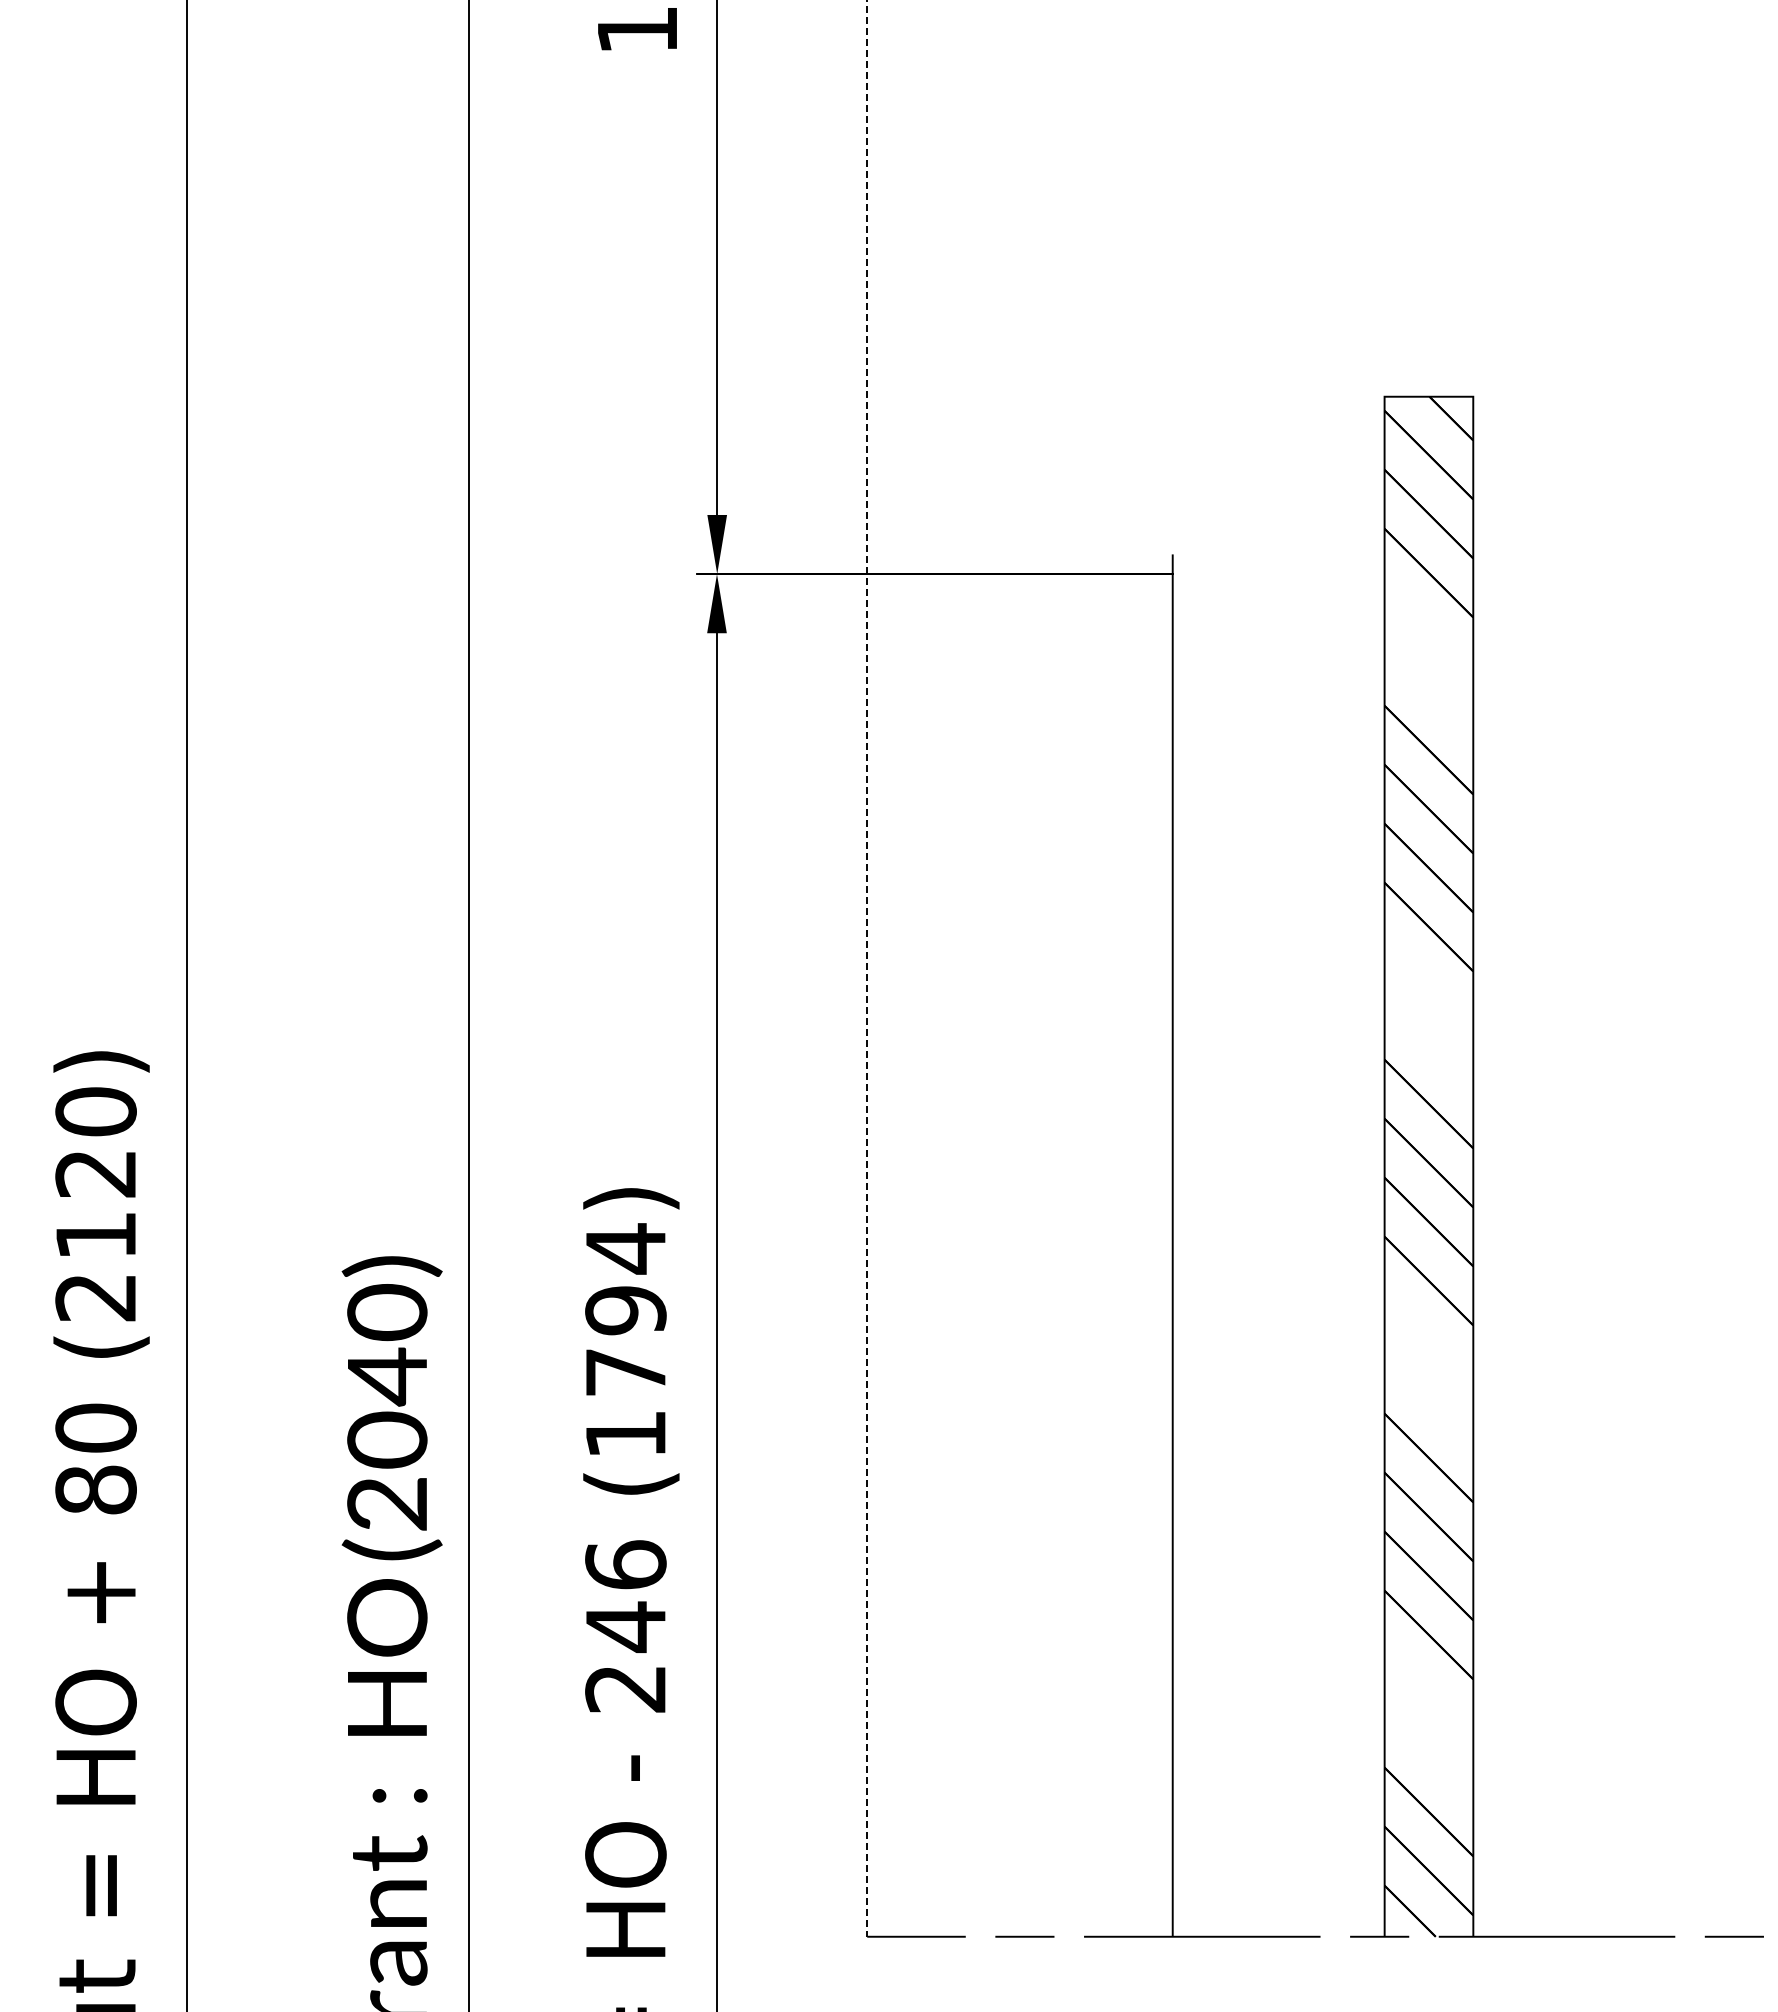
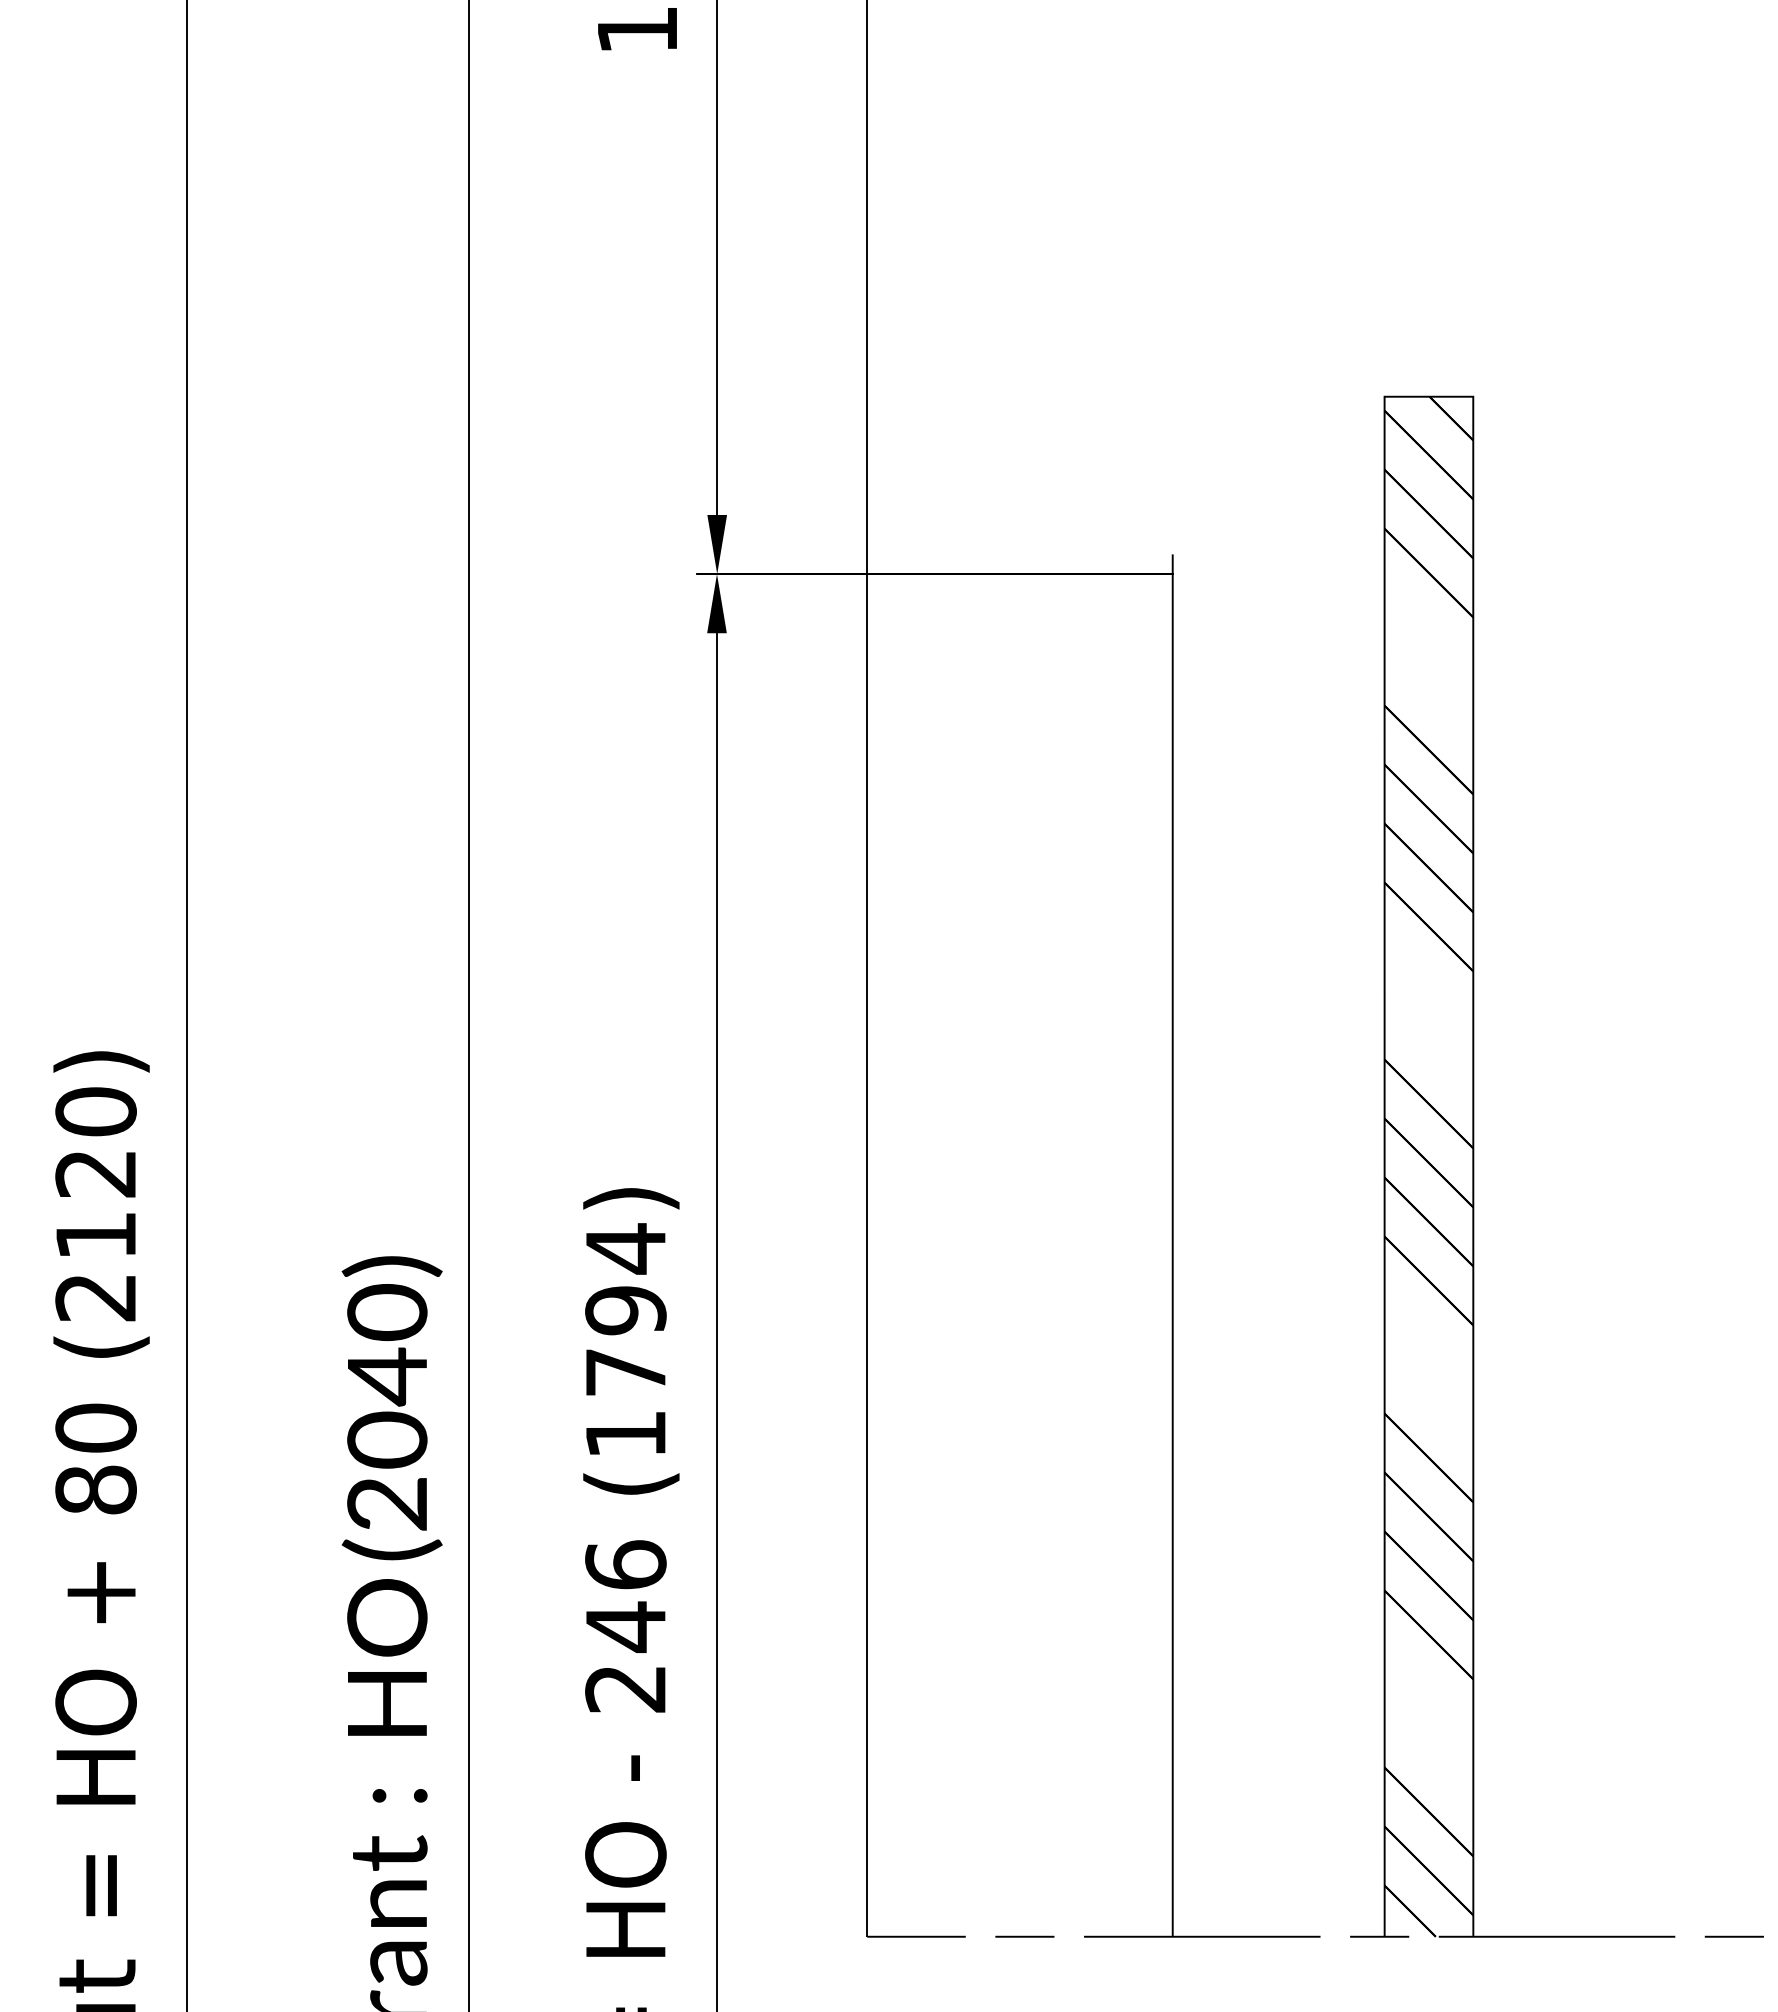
line: dashed -> solid (867, 968)
